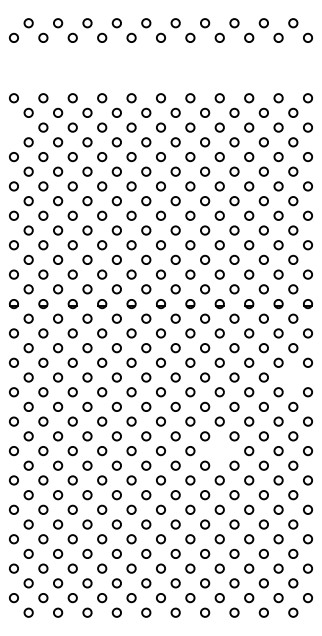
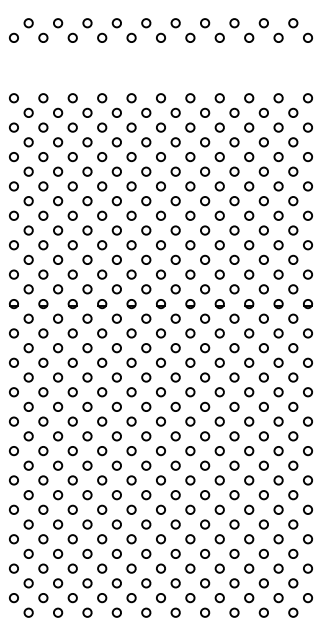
circle: none -> present (13, 127)
circle: none -> present (293, 377)
circle: none -> present (219, 451)
